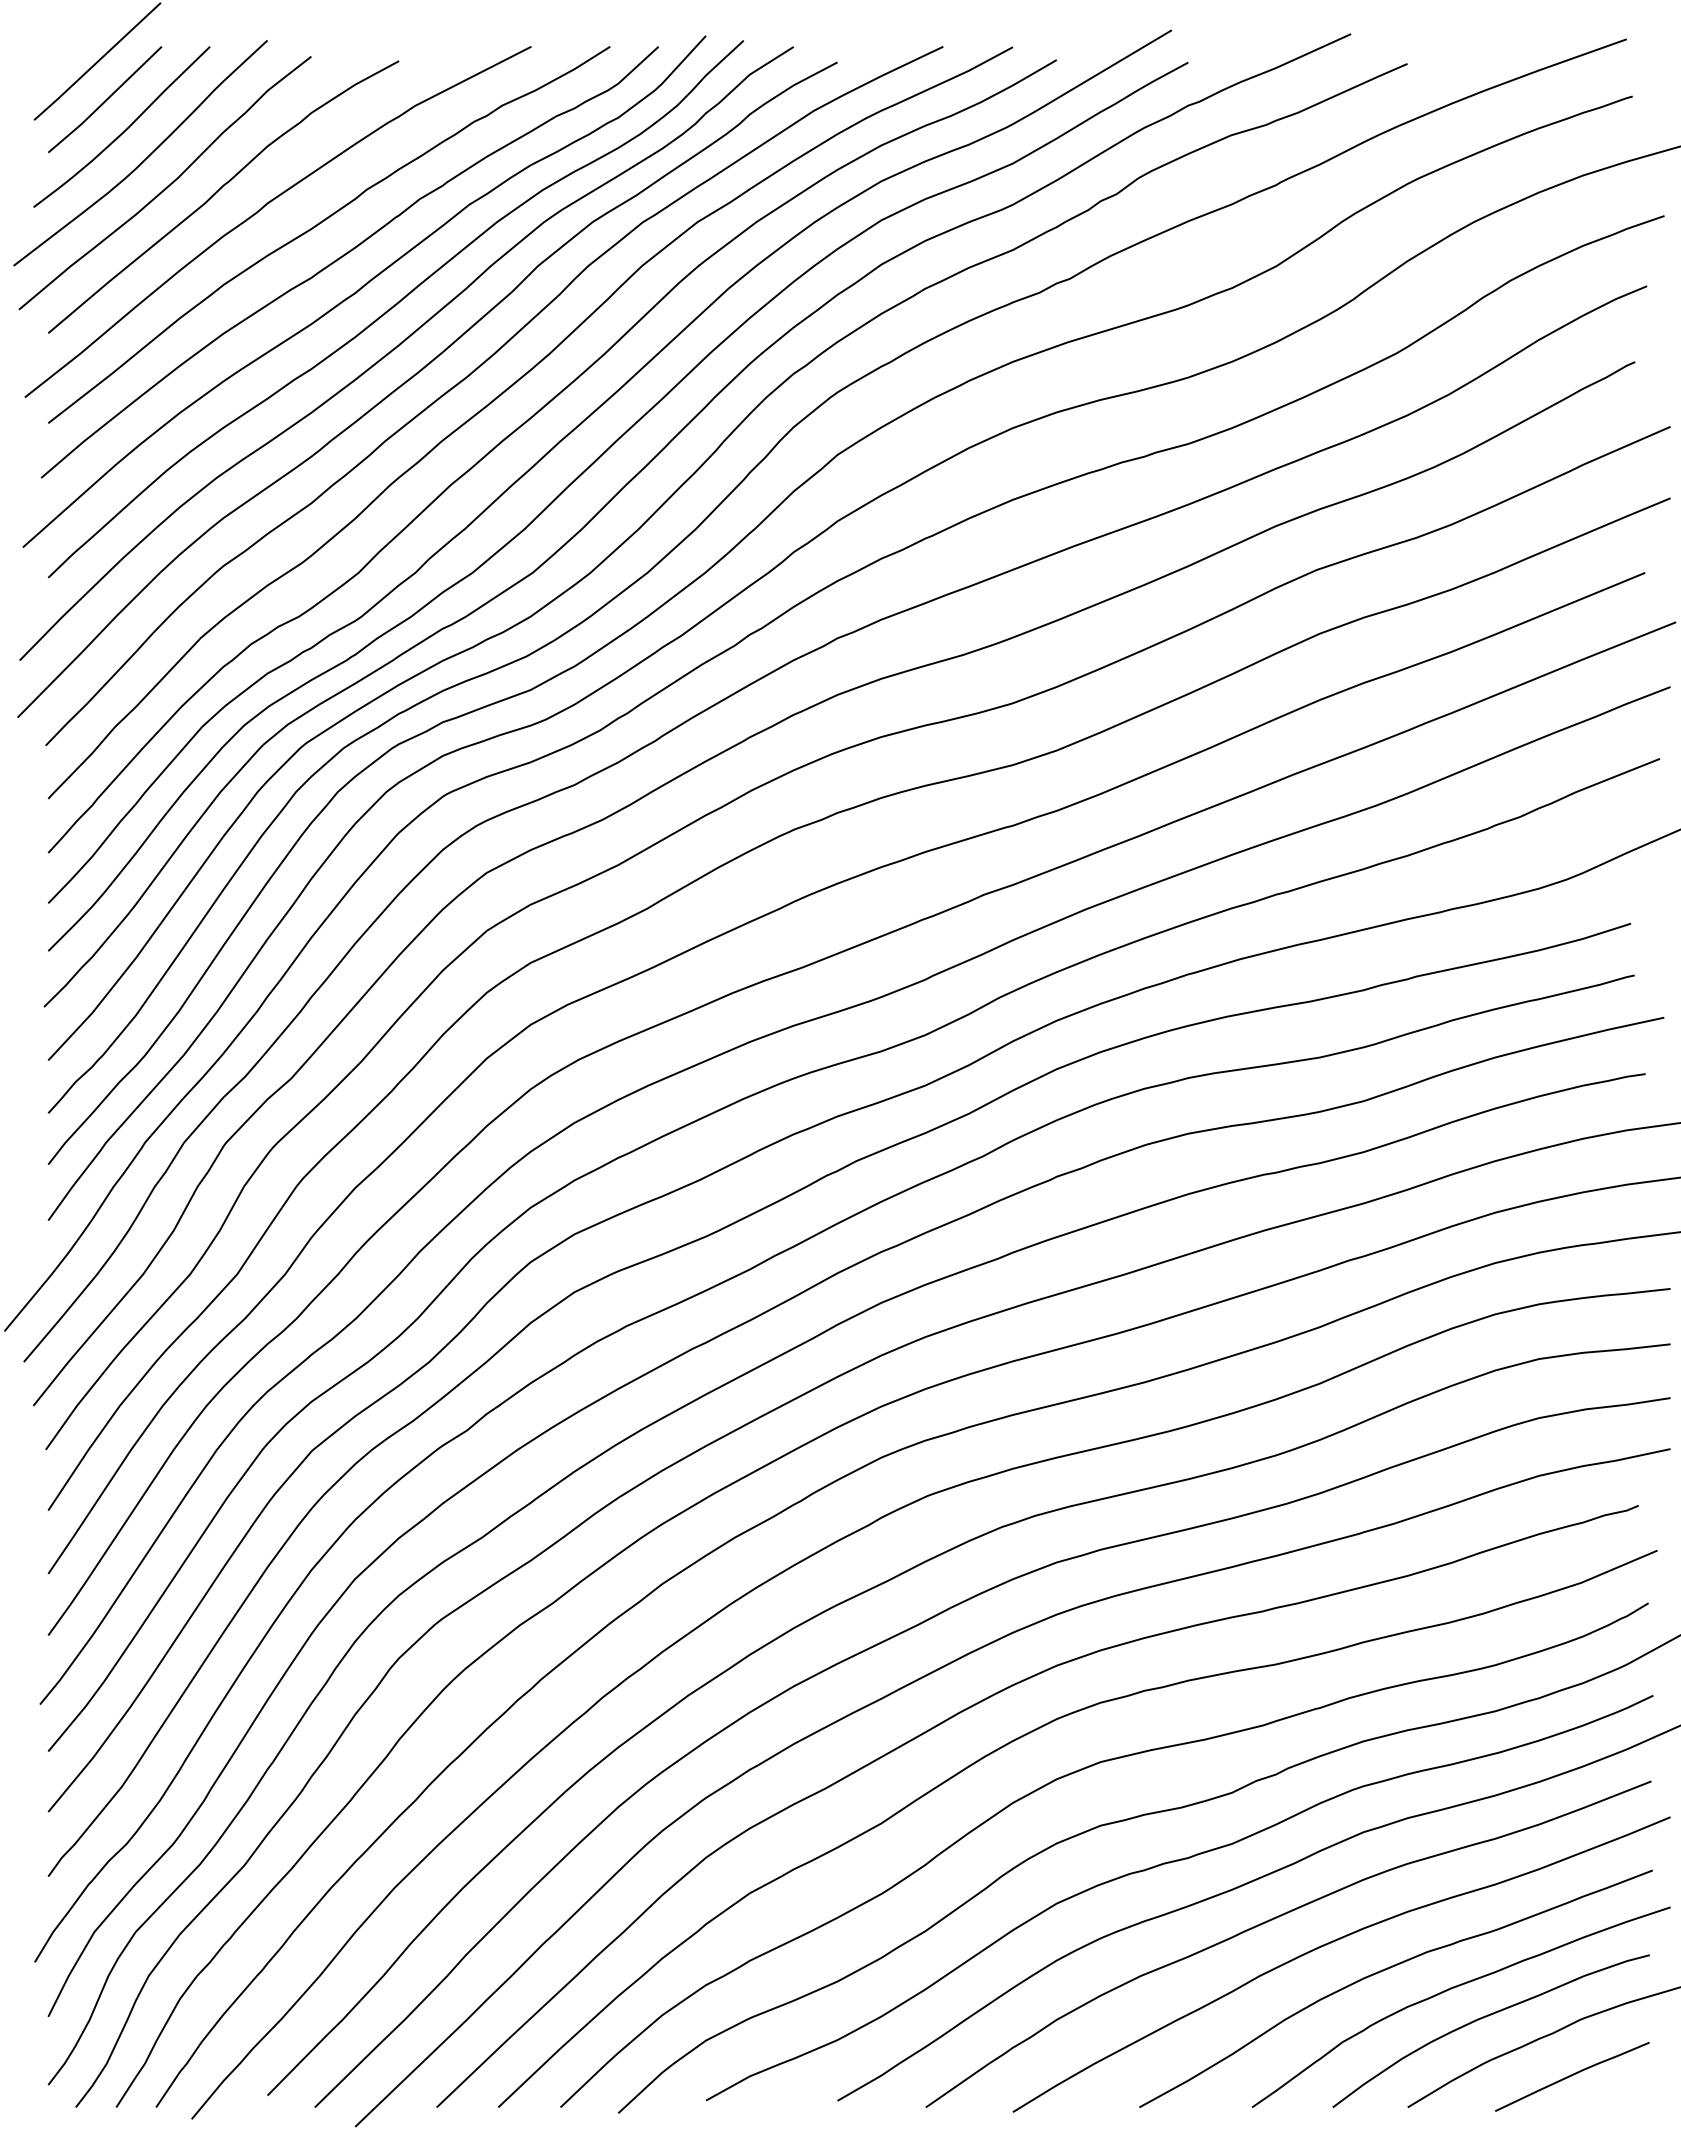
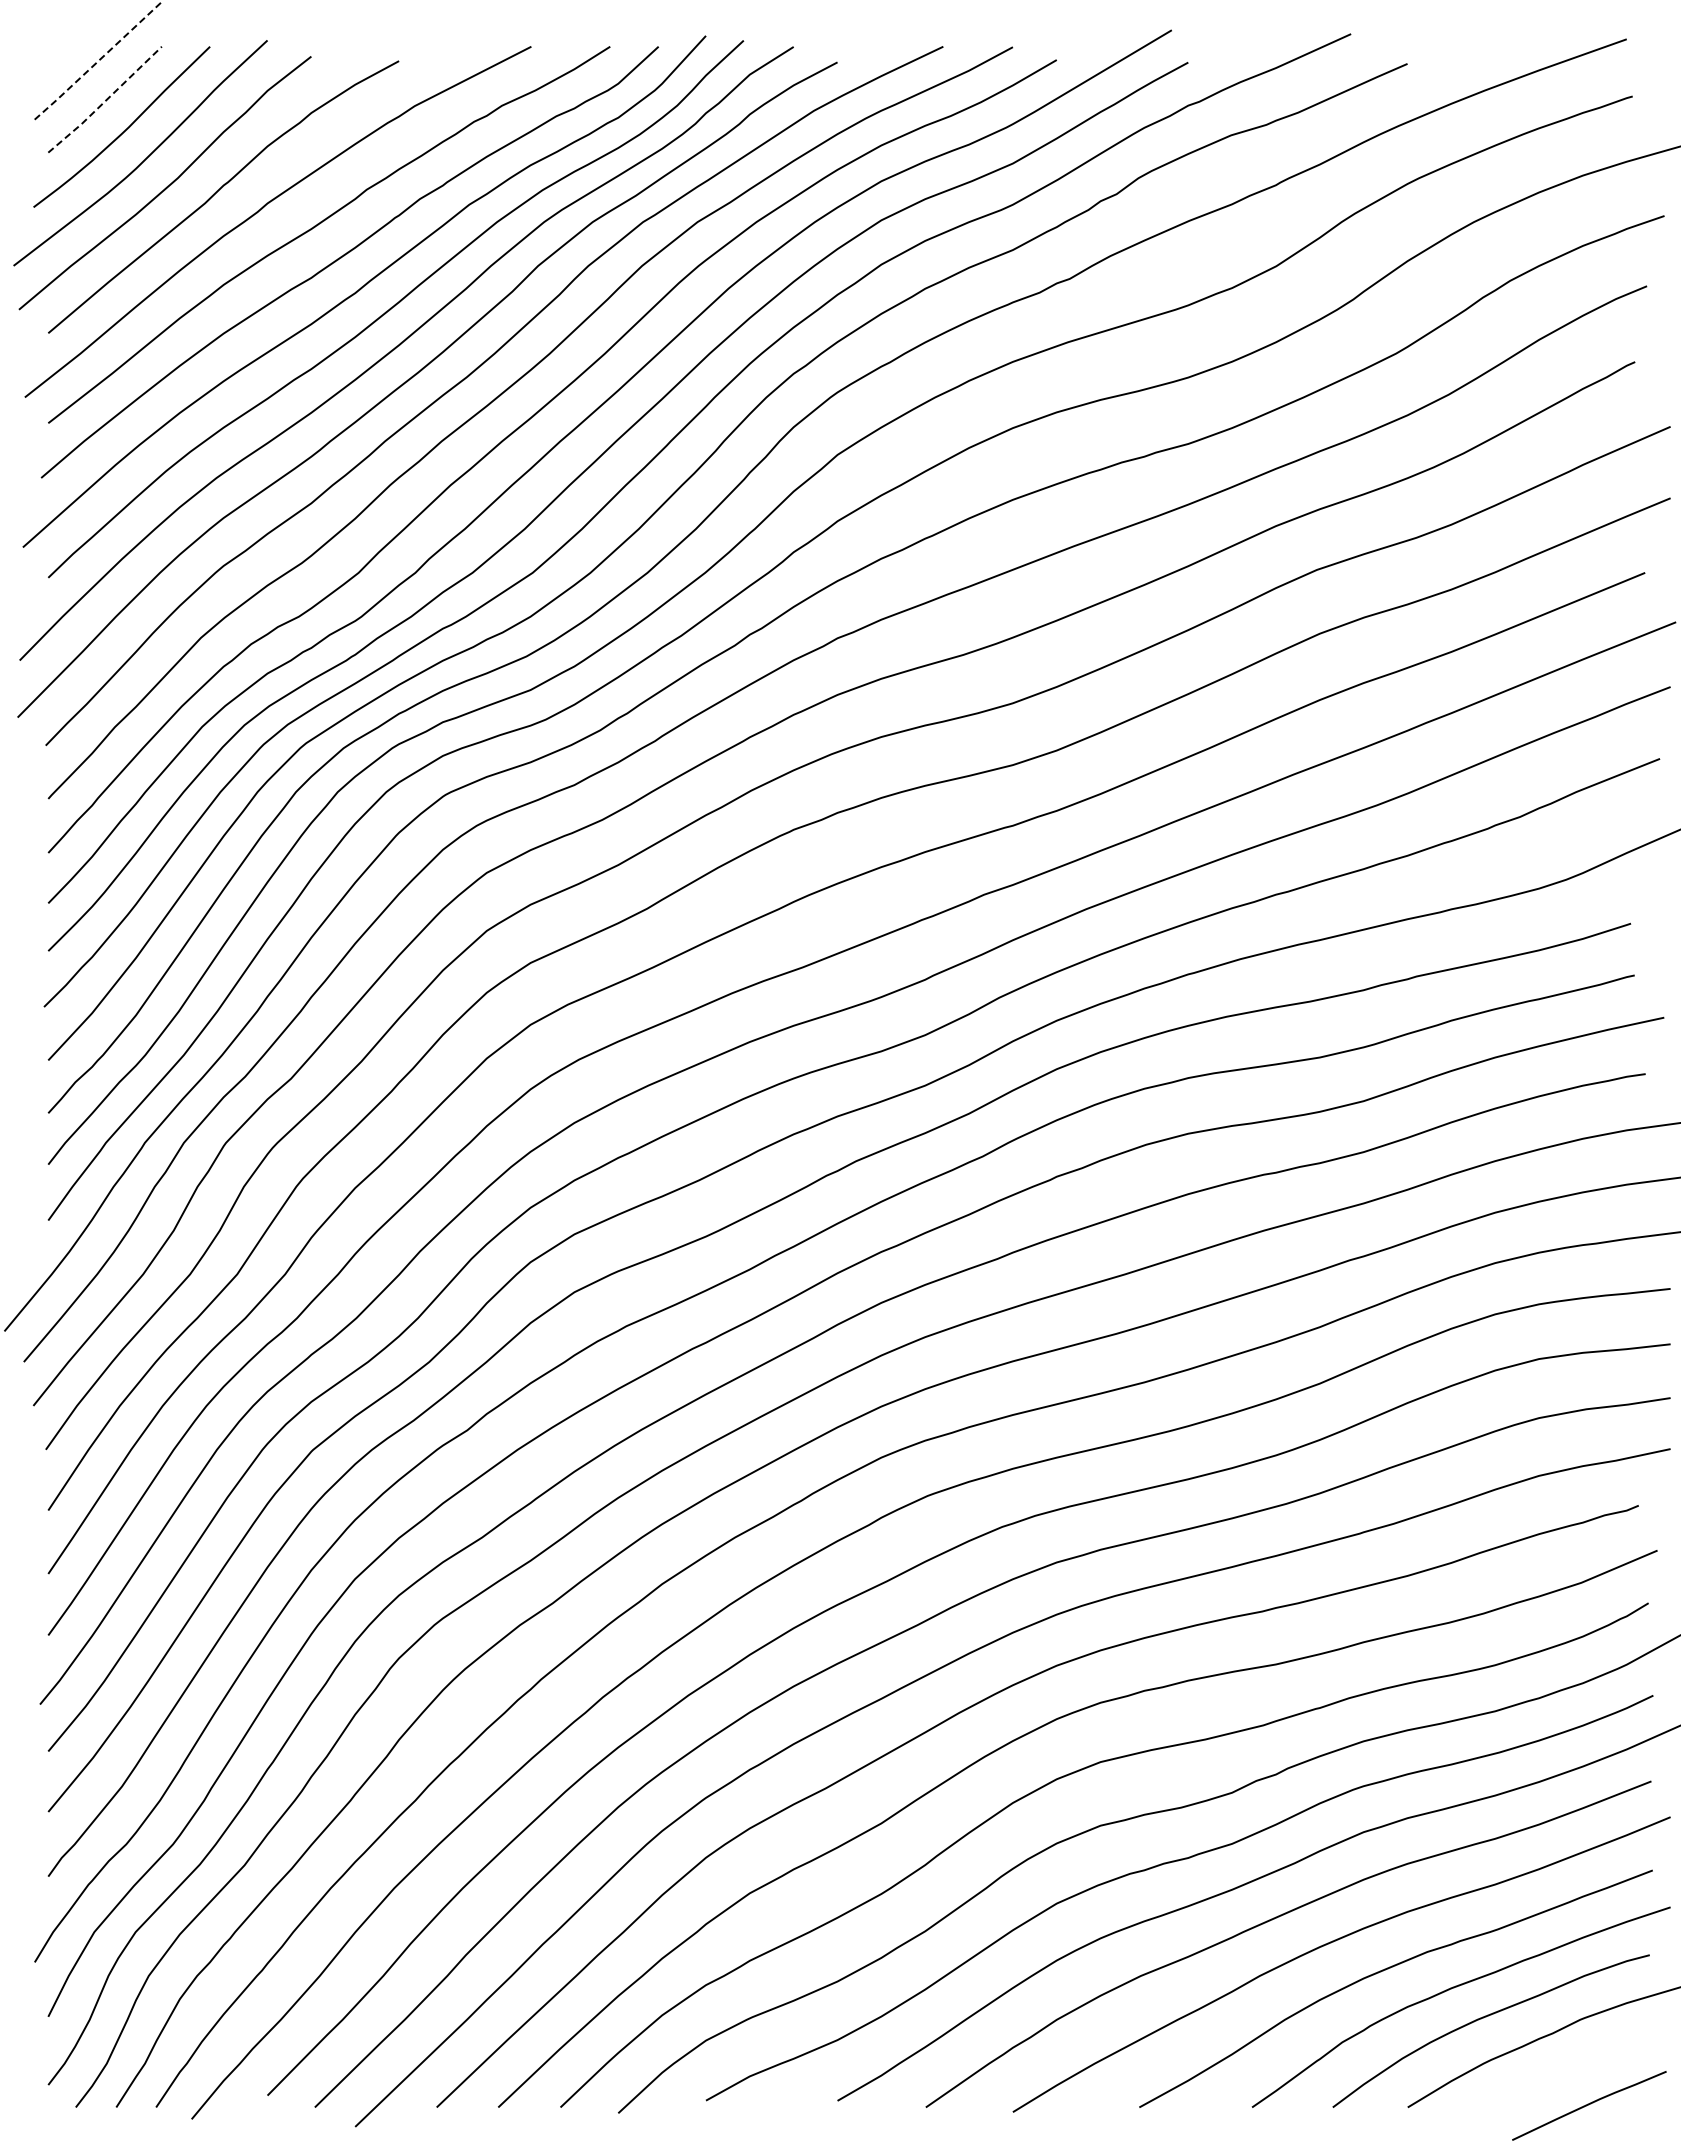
line: solid -> dashed (96, 62)
line: solid -> dashed (105, 101)
curve position: (1572, 2075) -> (1589, 2104) (1589, 2104)
